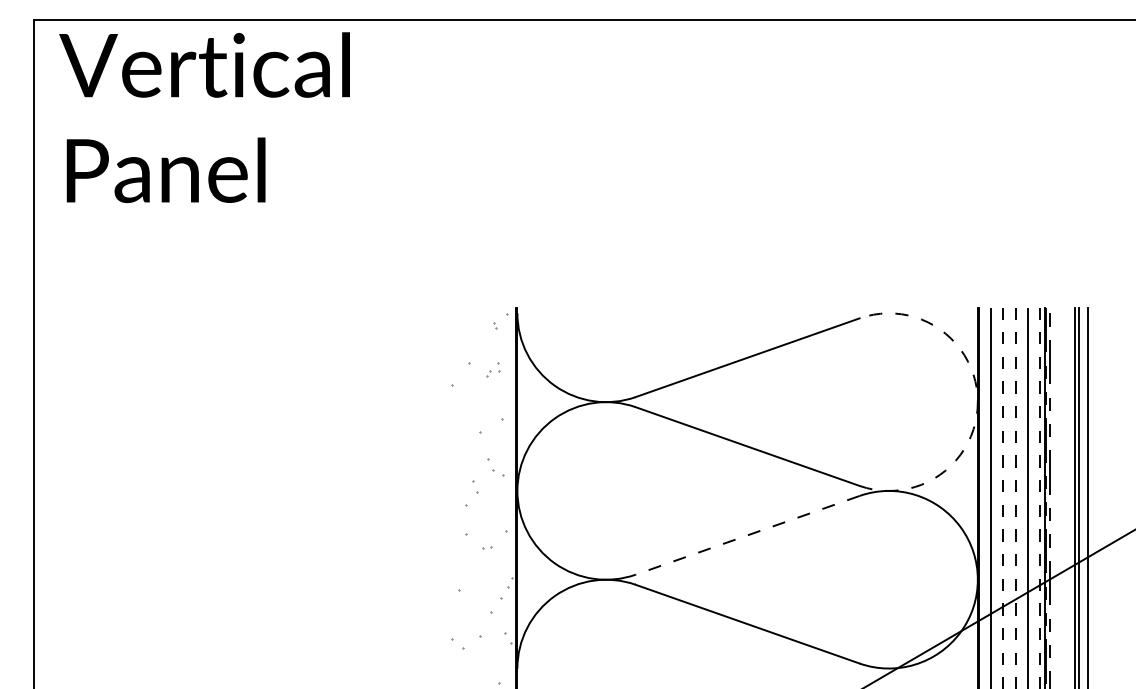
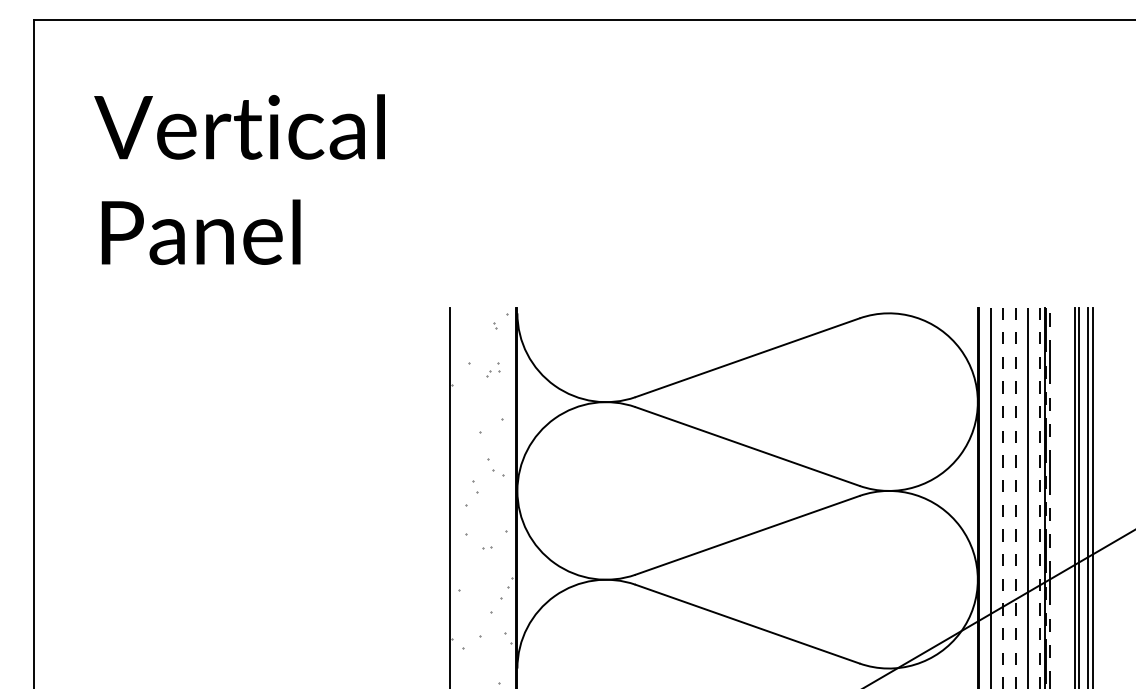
text position: (204, 117) -> (239, 179) (239, 179)
arc: dashed -> solid (977, 402)
line: none -> present (450, 496)
line: none -> present (1093, 496)
line: dashed -> solid (747, 535)
